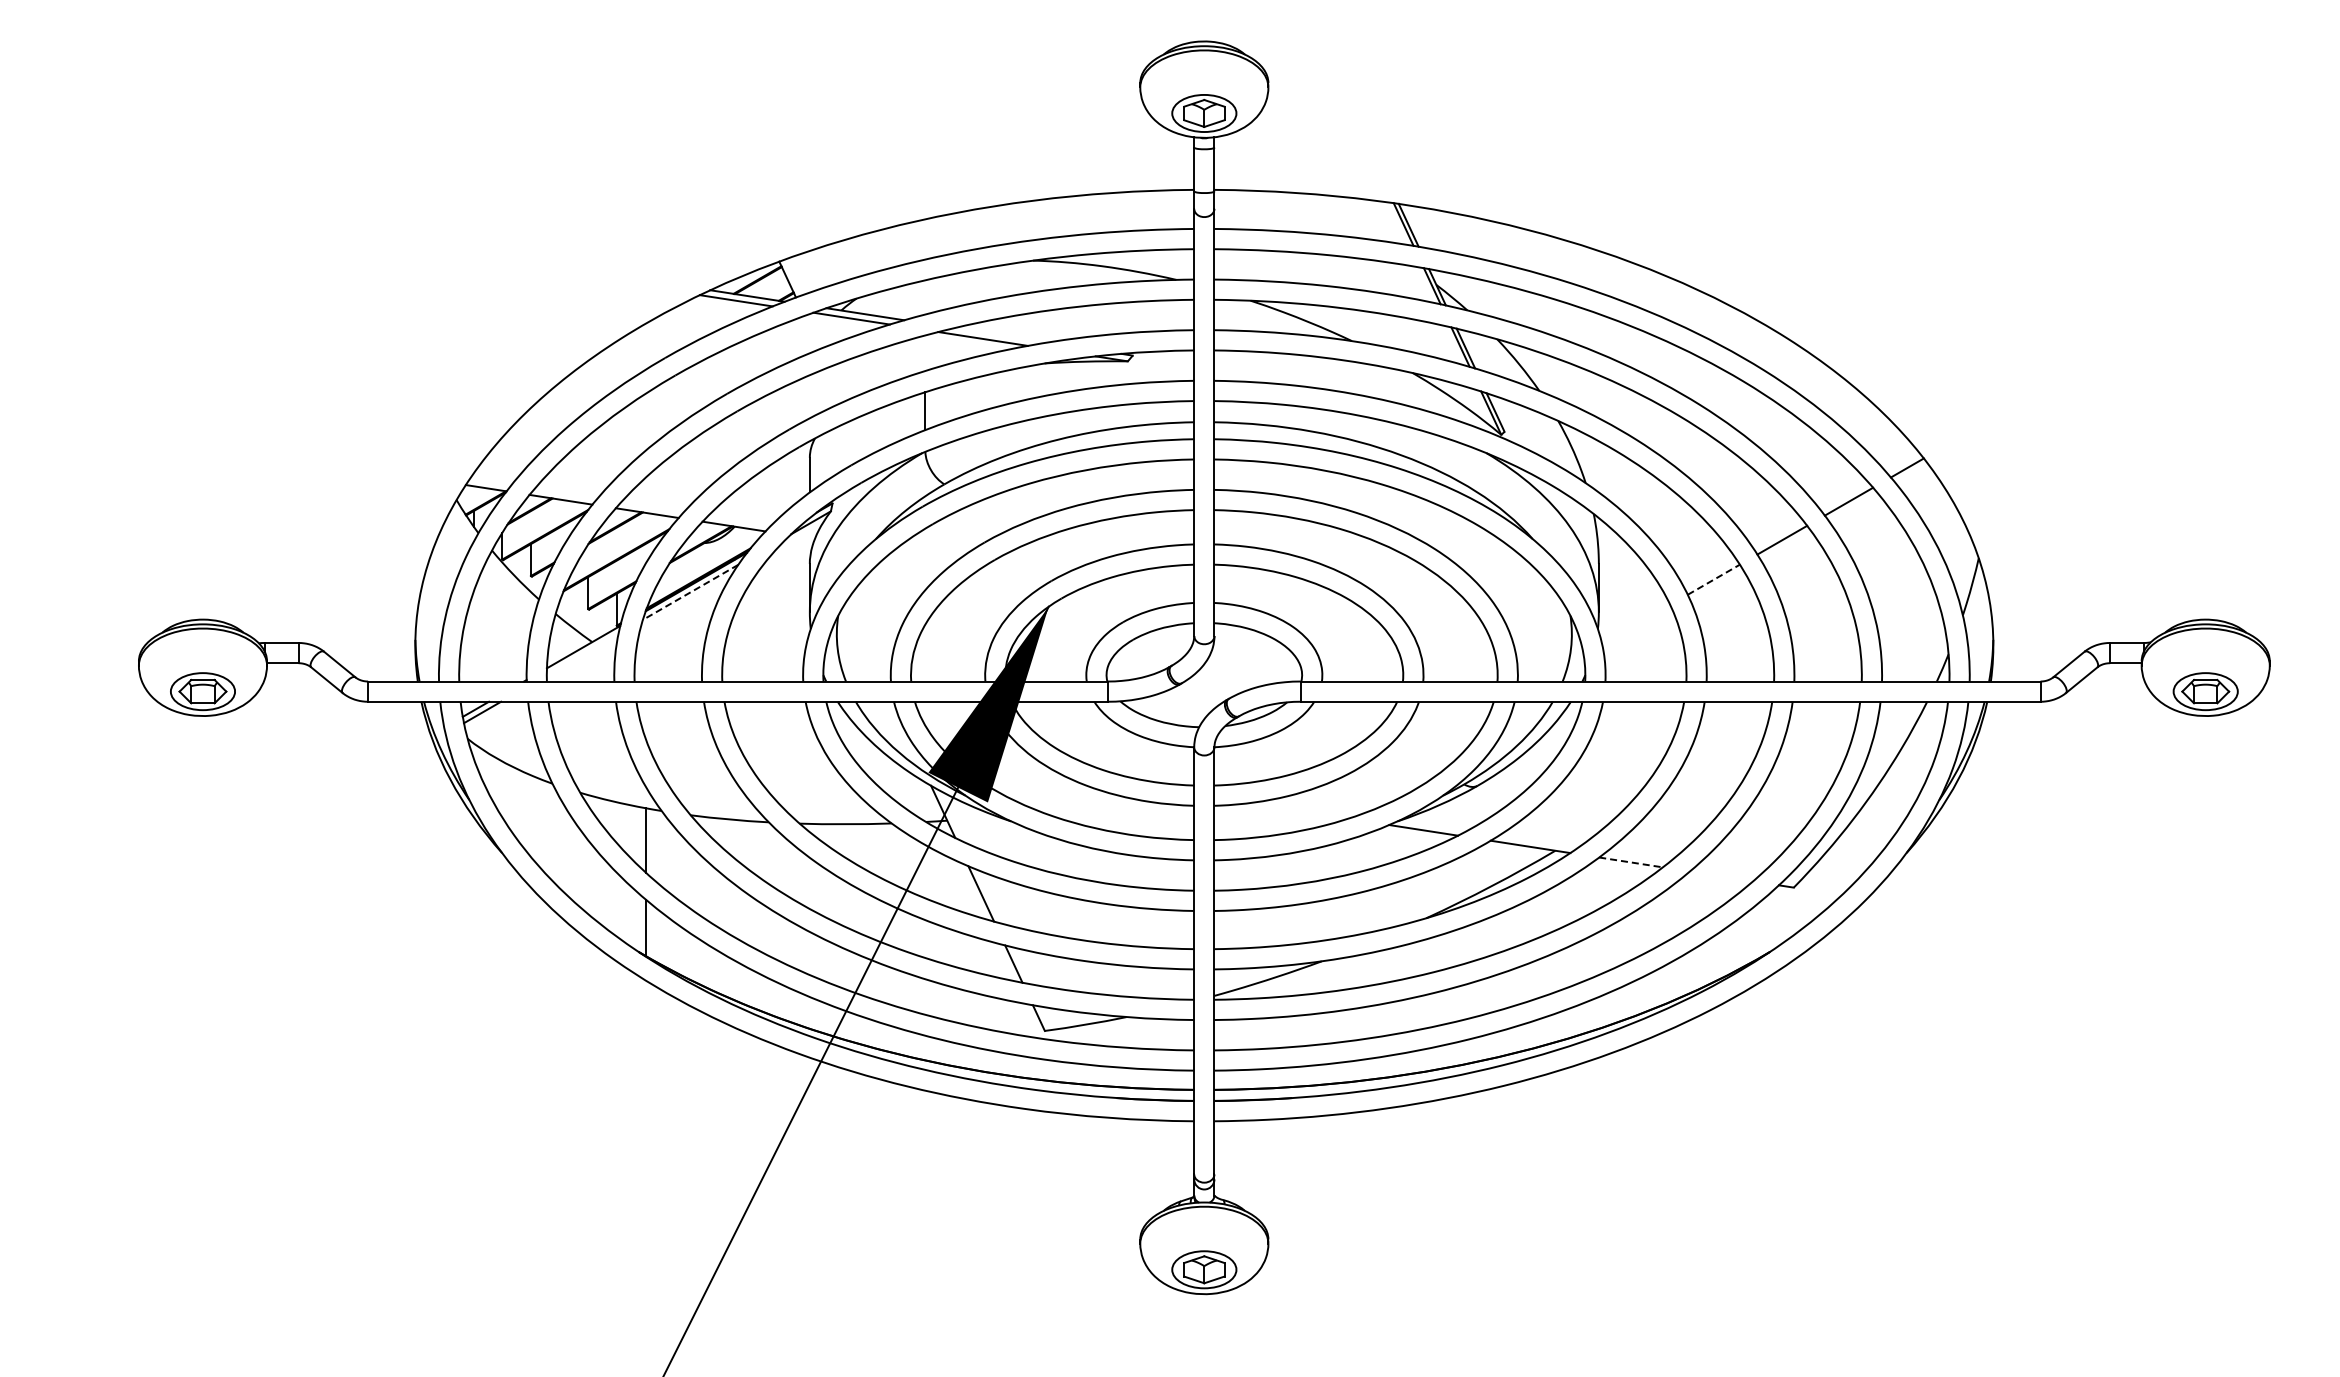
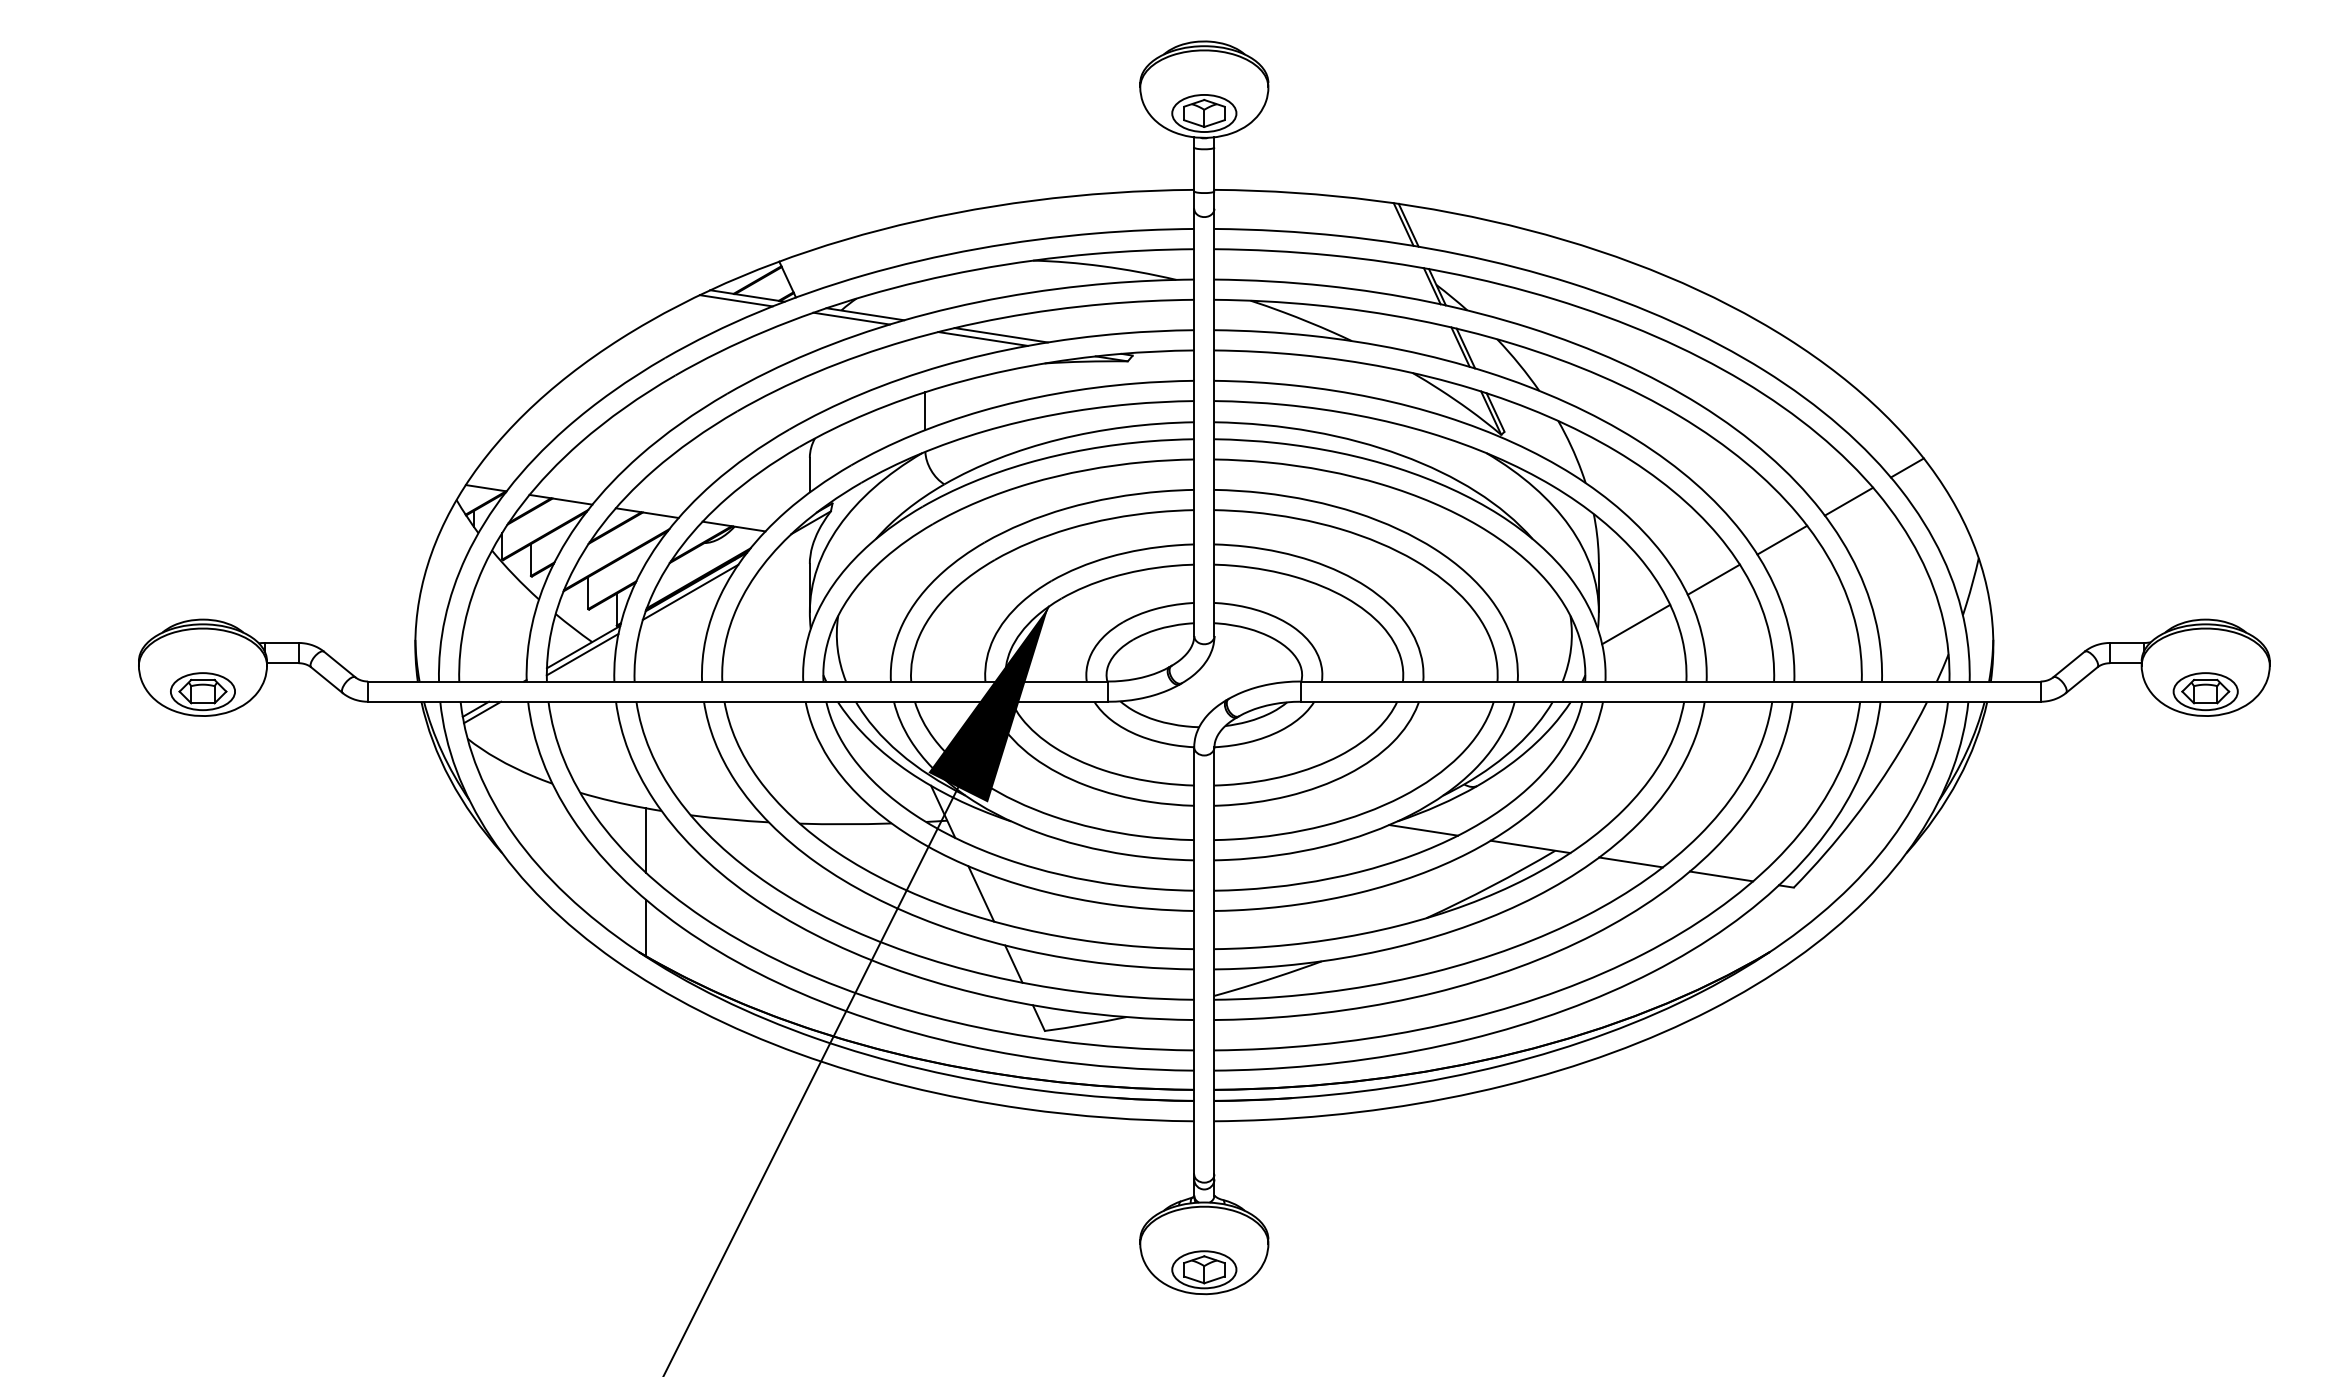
line: none -> present (1000, 335)
line: dashed -> solid (1714, 579)
line: dashed -> solid (690, 592)
line: none -> present (1636, 624)
line: none -> present (582, 654)
line: dashed -> solid (1631, 862)
line: none -> present (1721, 876)
